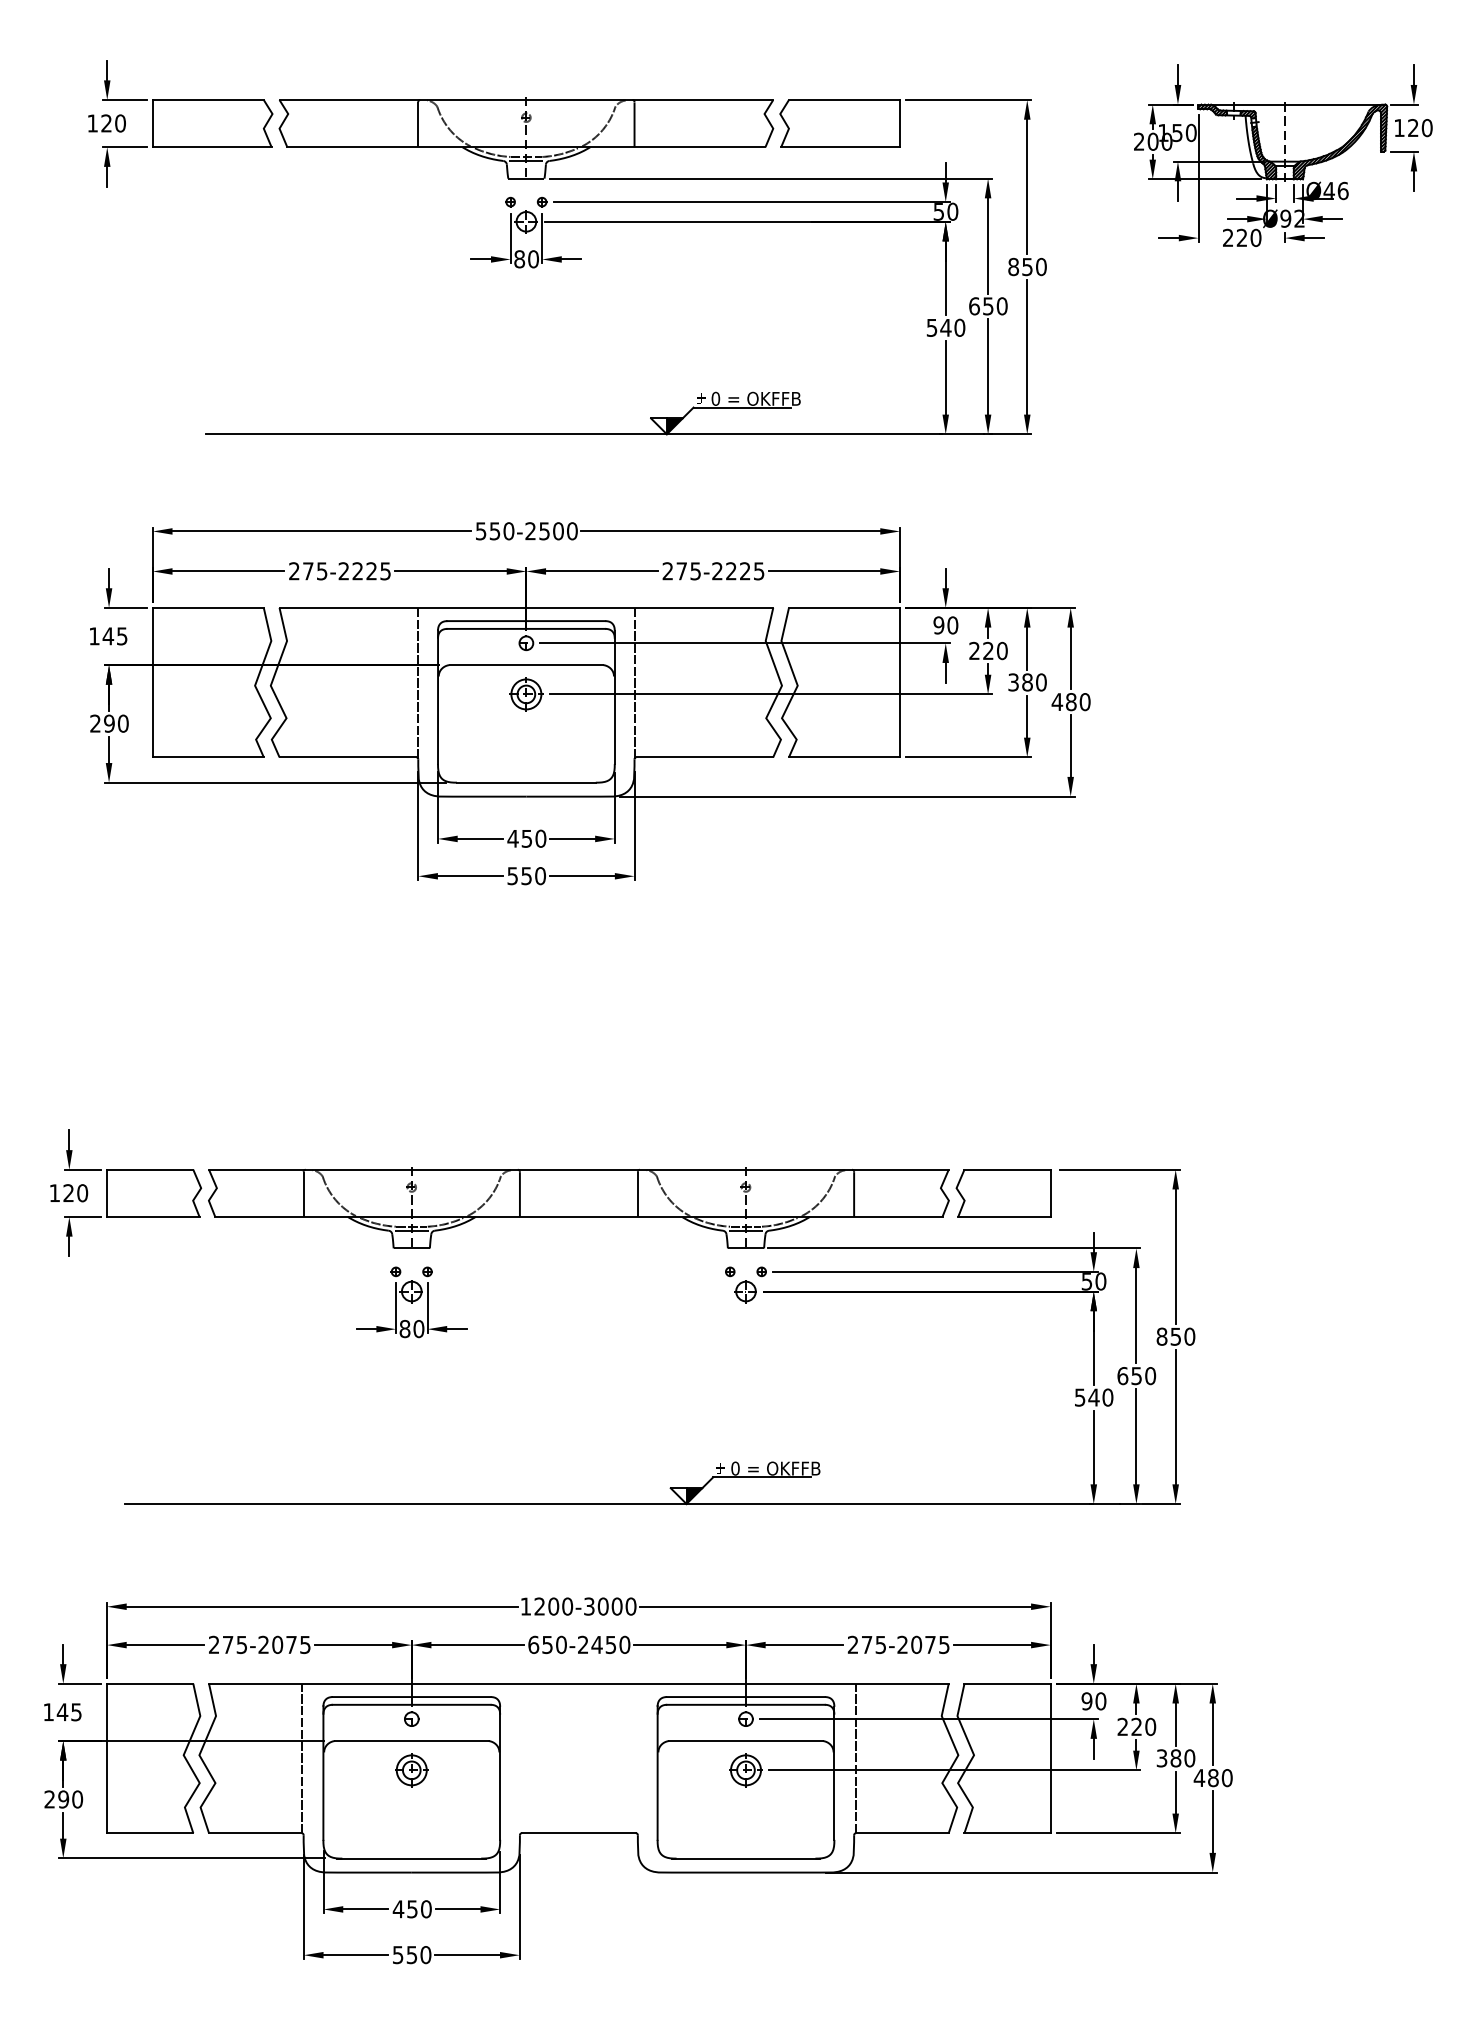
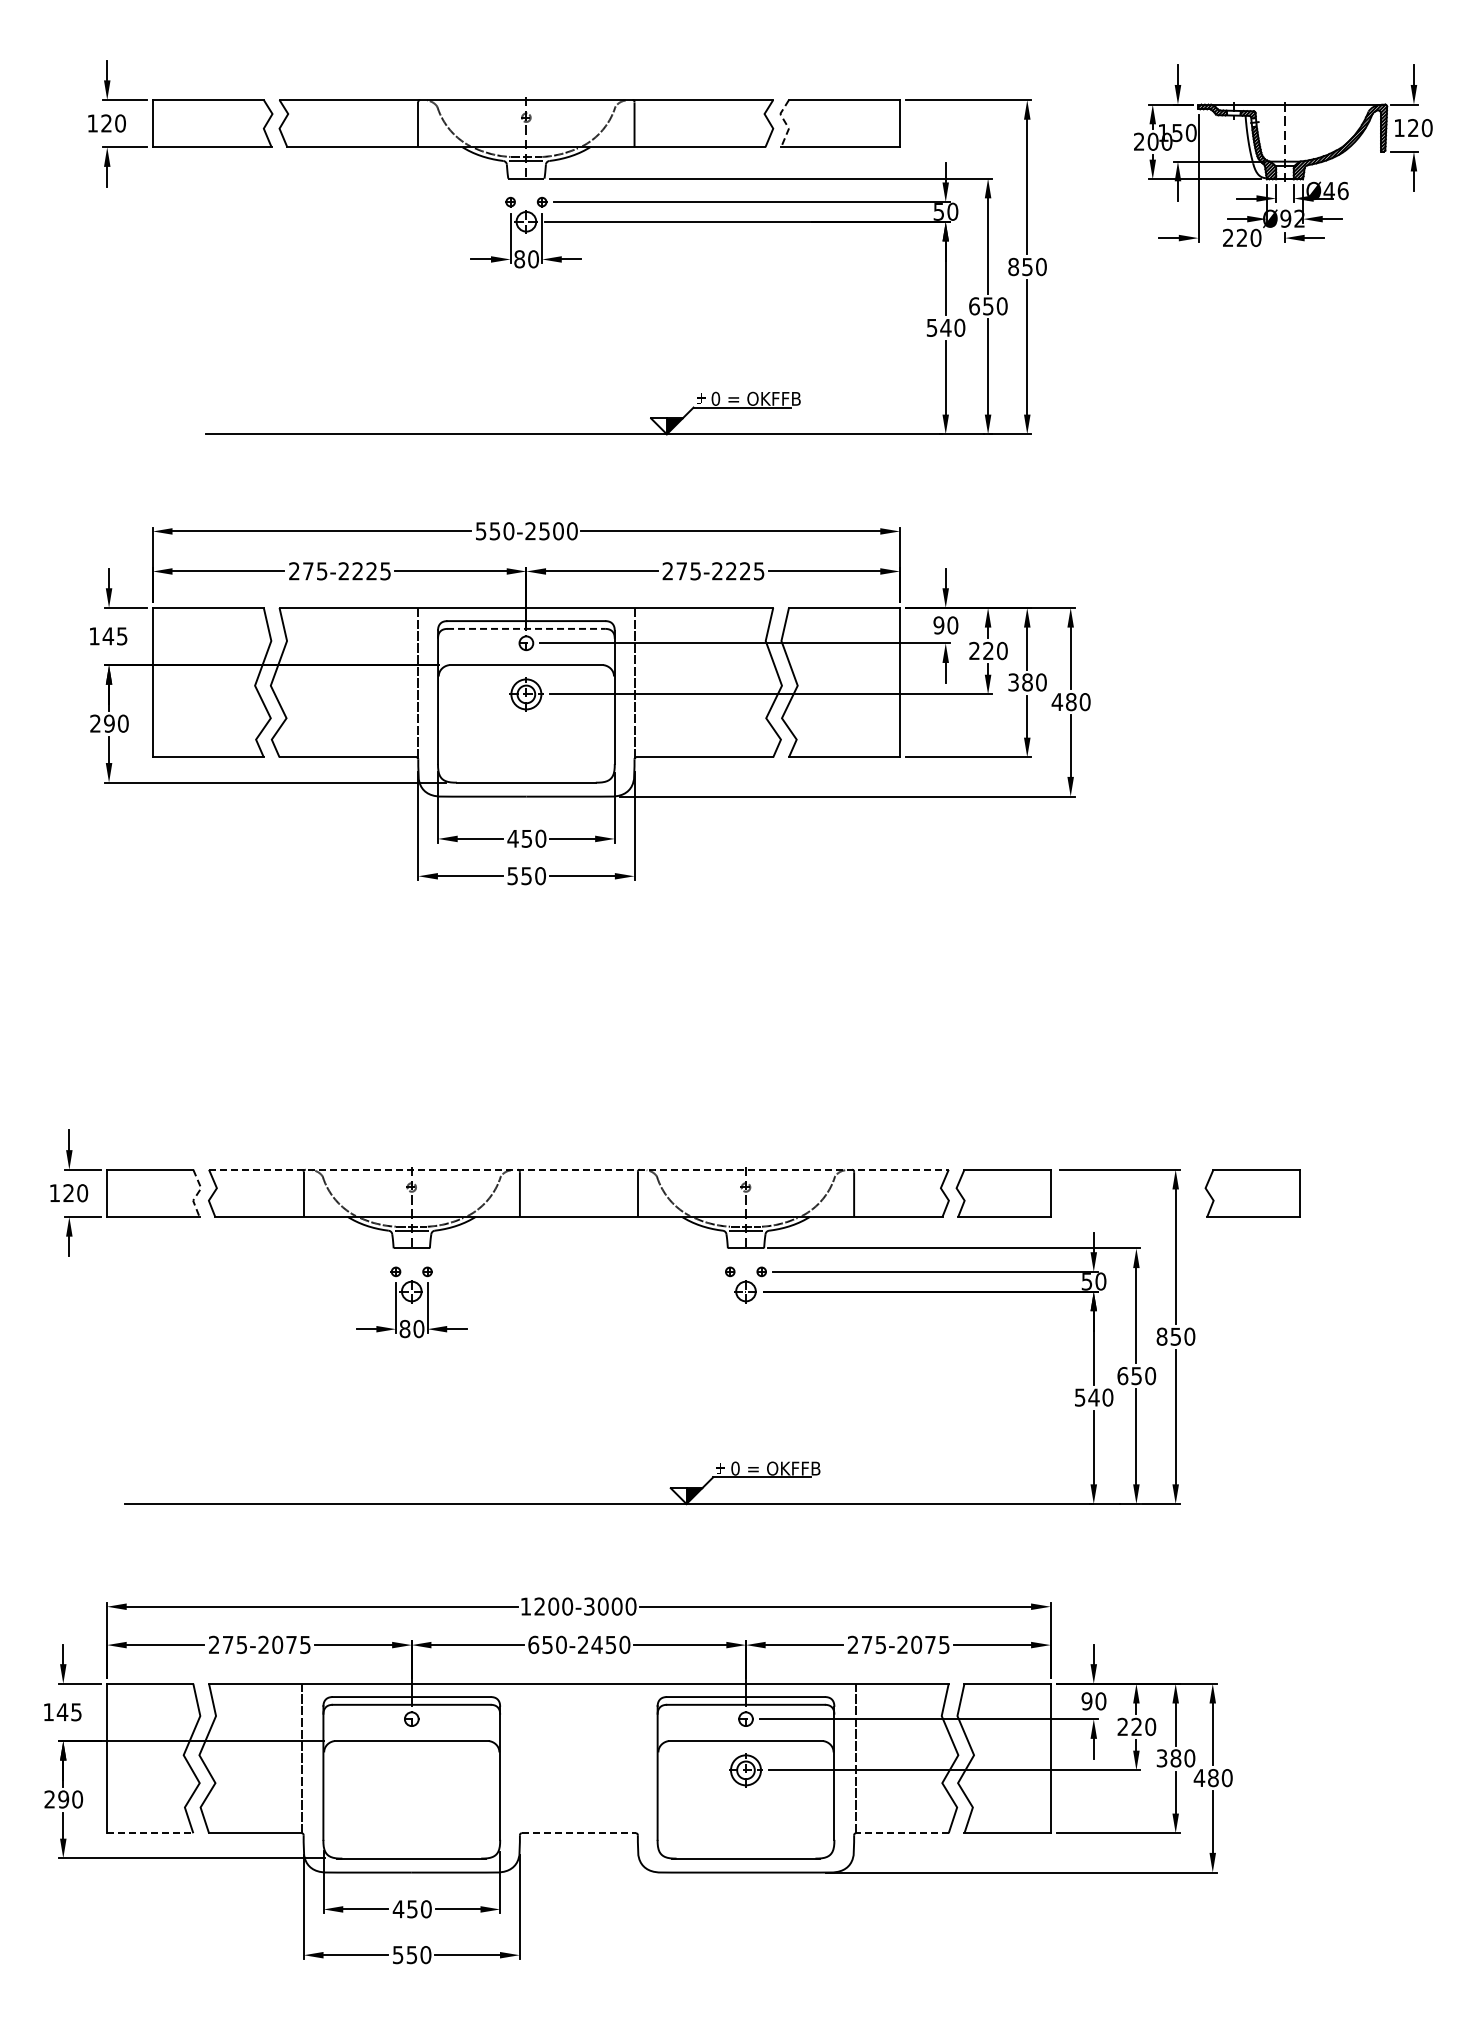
line: solid -> dashed (785, 122)
line: solid -> dashed (526, 628)
line: solid -> dashed (578, 1169)
line: solid -> dashed (197, 1193)
part: none -> present (1252, 1193)
part: present -> none (411, 1770)
line: solid -> dashed (150, 1833)
line: solid -> dashed (579, 1833)
line: solid -> dashed (901, 1833)
